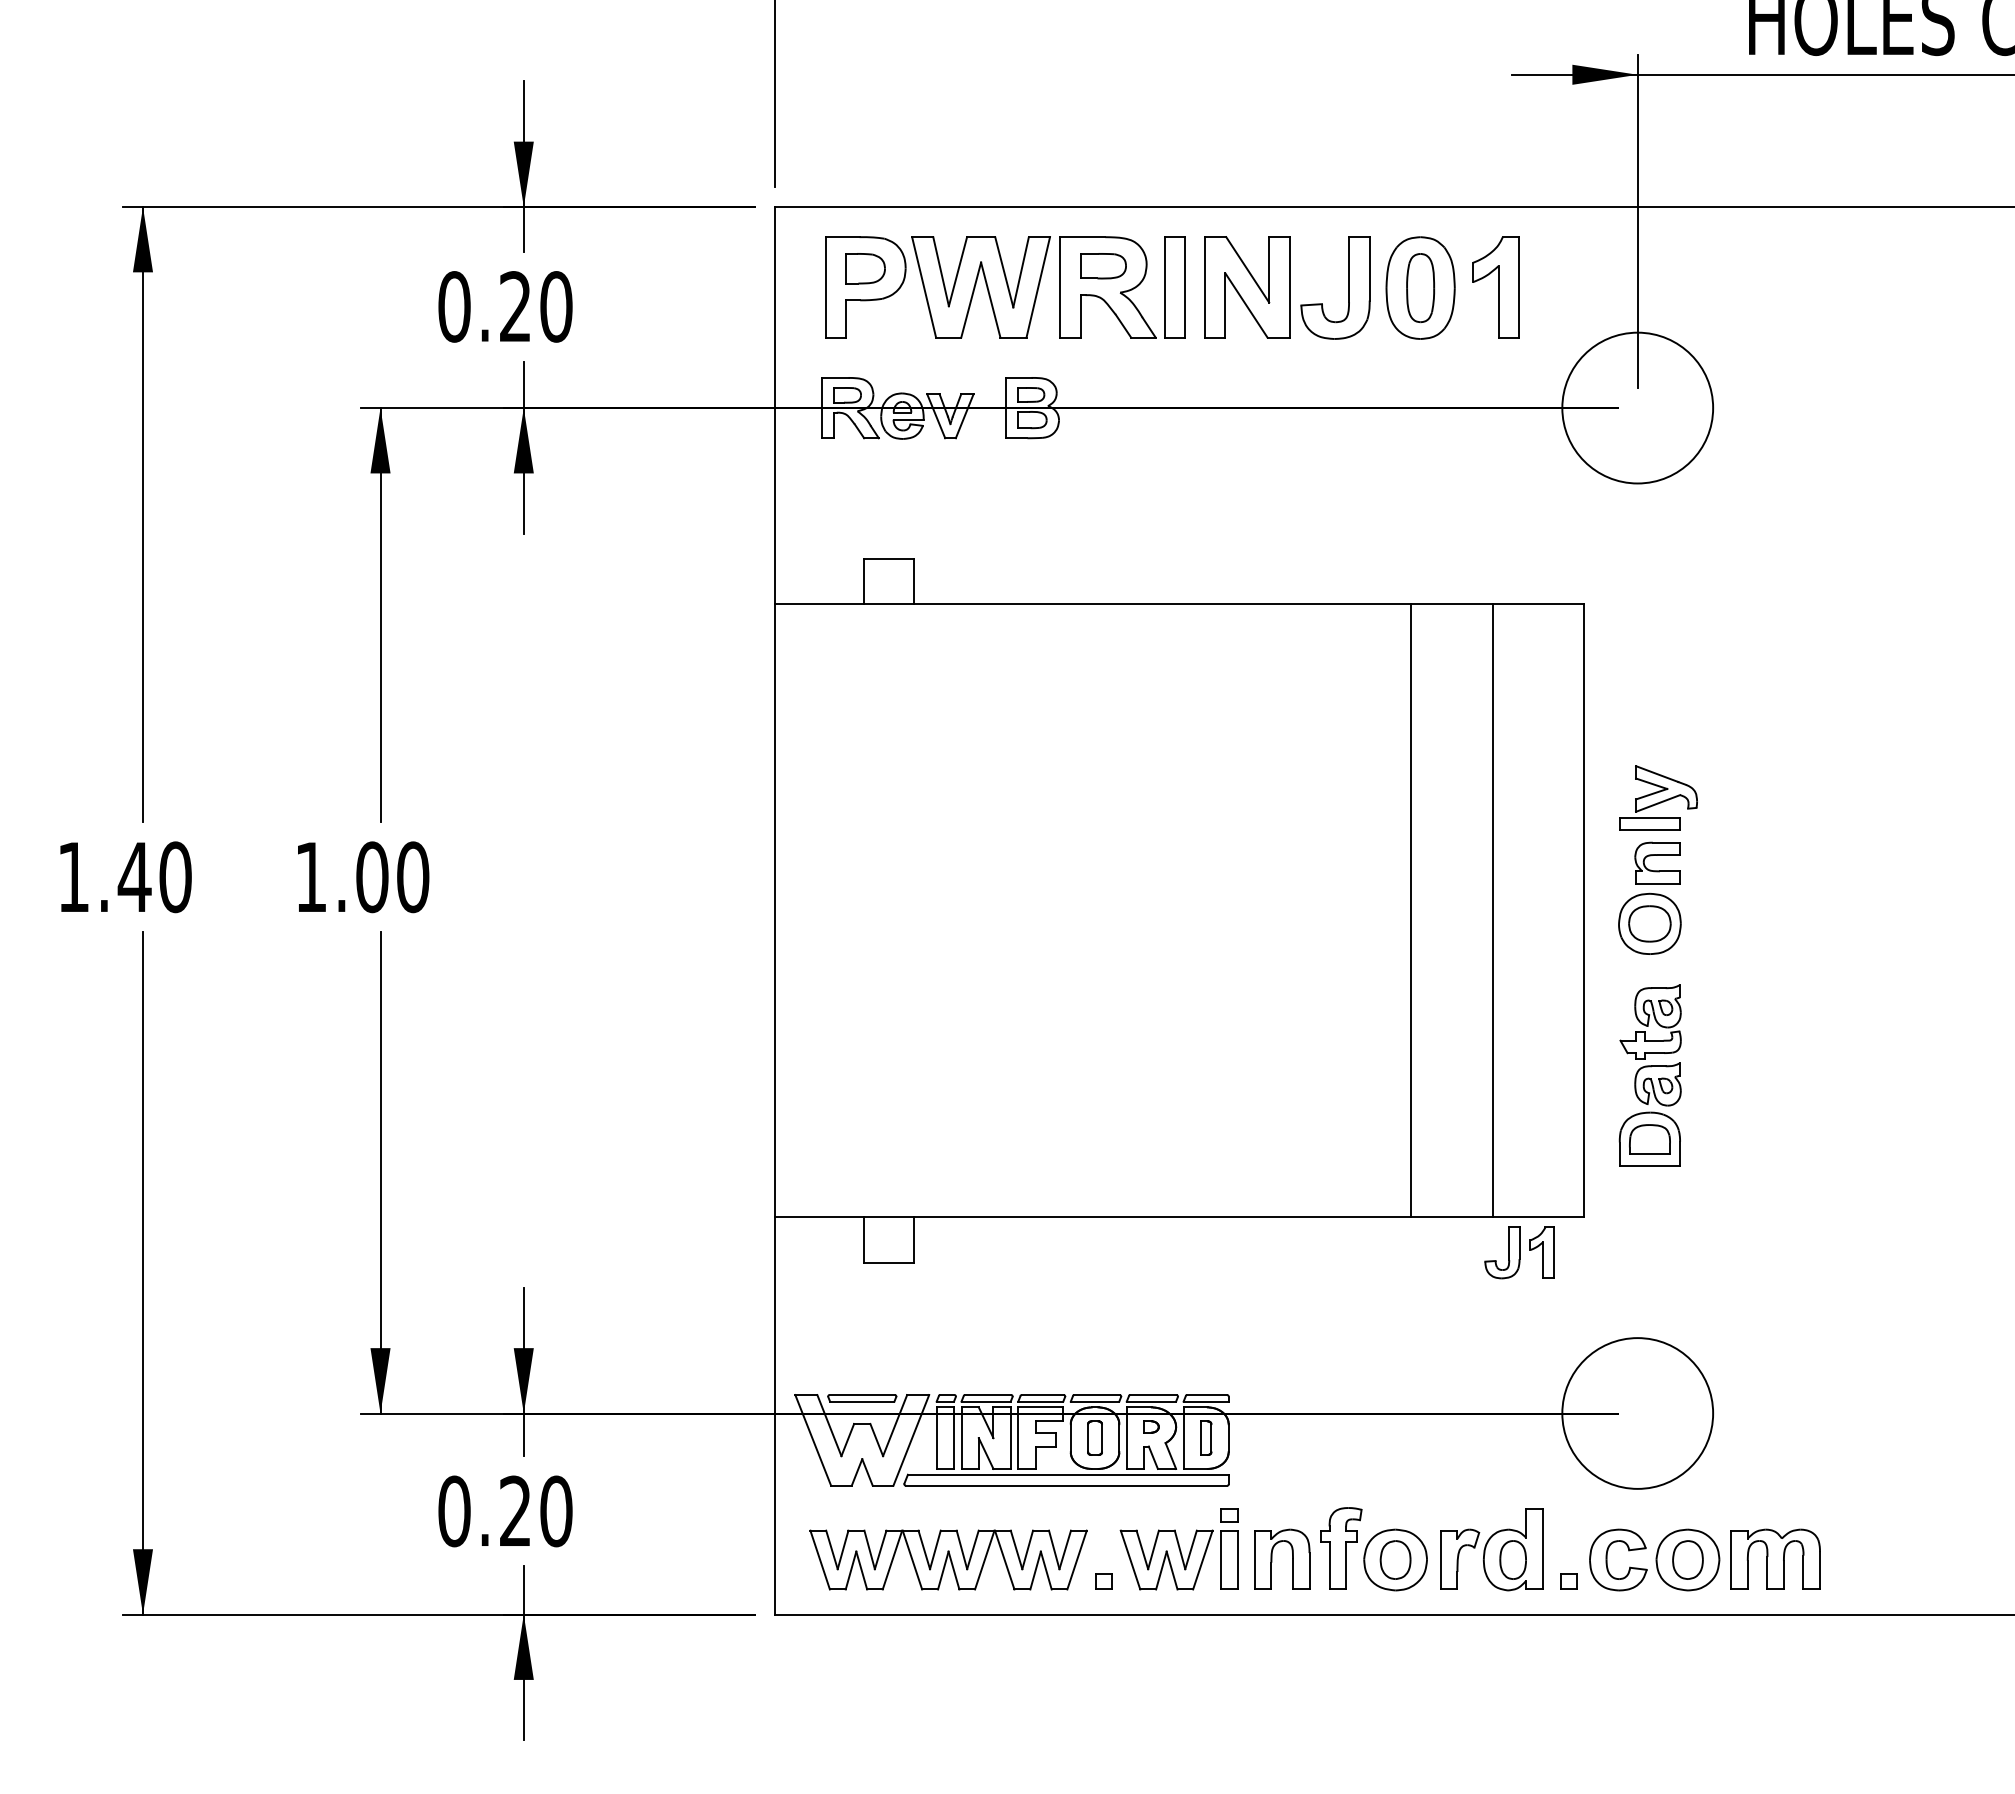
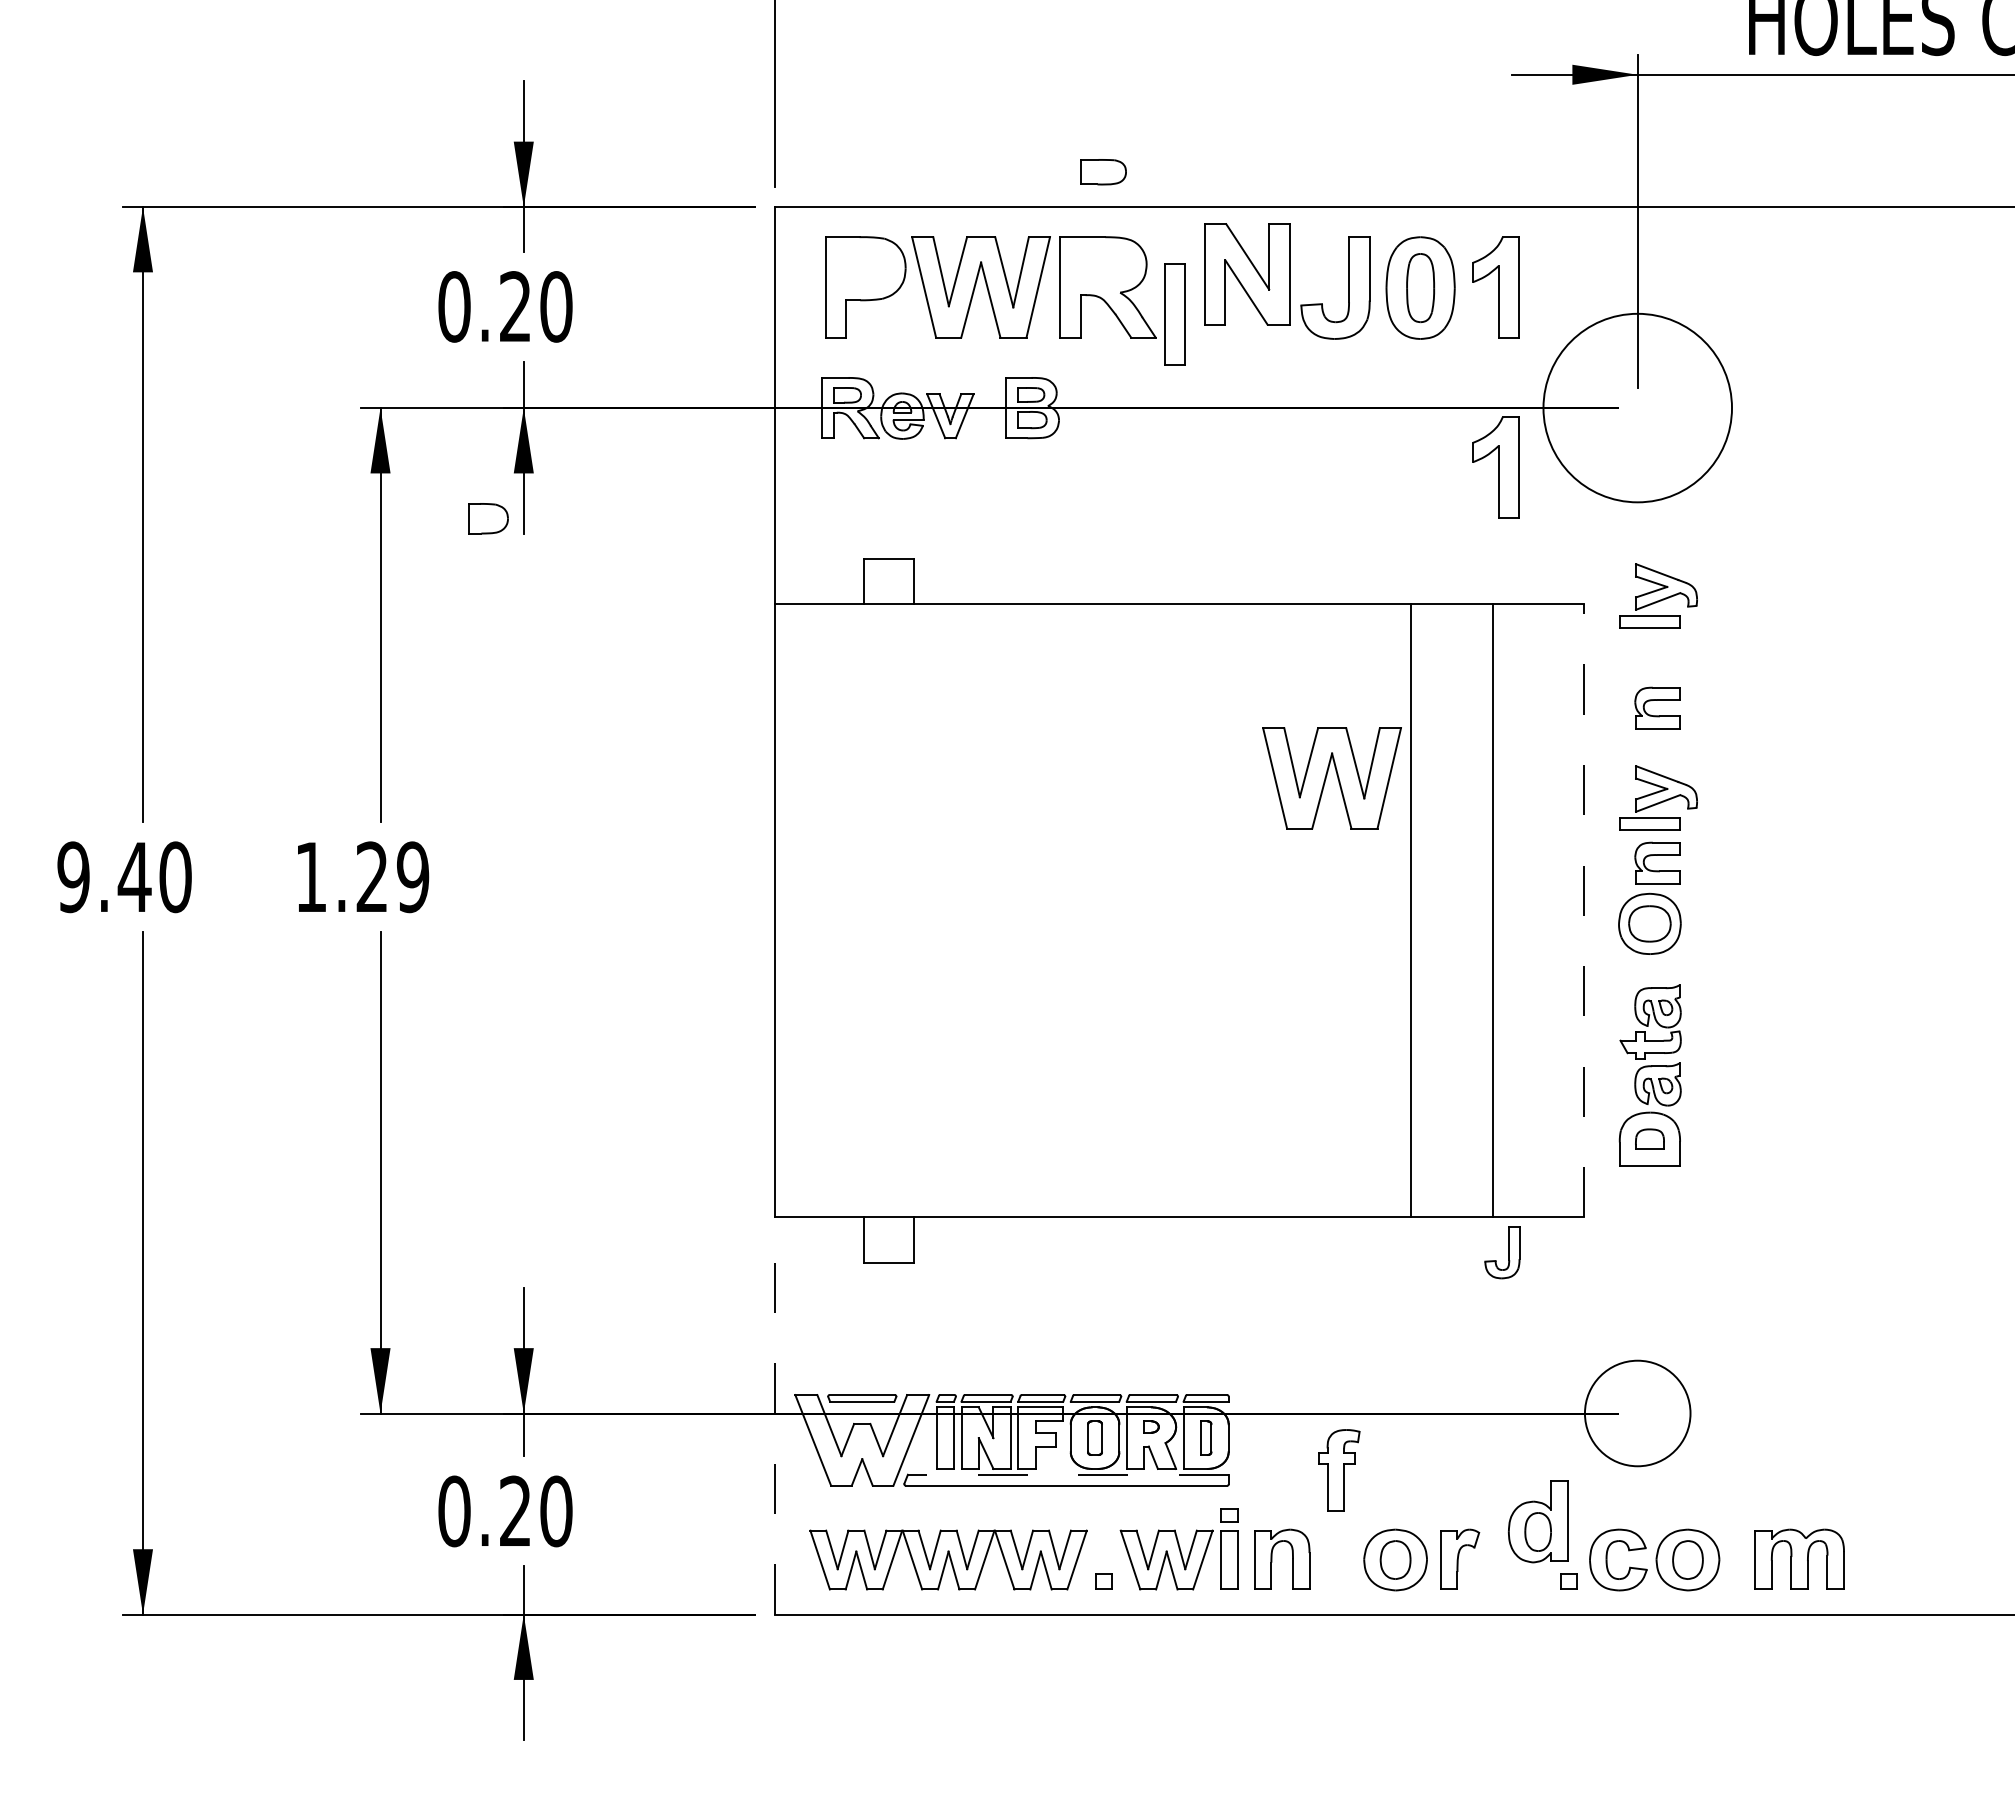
part position: (1103, 266) -> (1103, 172) (1103, 172)
part position: (865, 268) -> (488, 518) (488, 518)
part position: (1174, 287) -> (1174, 314) (1174, 314)
part position: (1247, 287) -> (1247, 274) (1247, 274)
circle diameter: 151 px -> 189 px (1637, 407)
part: none -> present (1495, 467)
part: none -> present (1658, 595)
part: none -> present (1657, 700)
part: none -> present (1331, 778)
text: 1.40 -> 9.40 (73, 877)
text: 1.00 -> 1.29 (392, 877)
line: solid -> dashed (1584, 910)
part size: 42x31 px -> 30x22 px (1649, 1138)
part: present -> none (1541, 1252)
circle diameter: 151 px -> 106 px (1637, 1413)
line: solid -> dashed (775, 1416)
line: solid -> dashed (1067, 1474)
part position: (1341, 1548) -> (1339, 1470) (1339, 1470)
part position: (1513, 1549) -> (1538, 1521) (1538, 1521)
part position: (1775, 1558) -> (1799, 1558) (1799, 1558)
